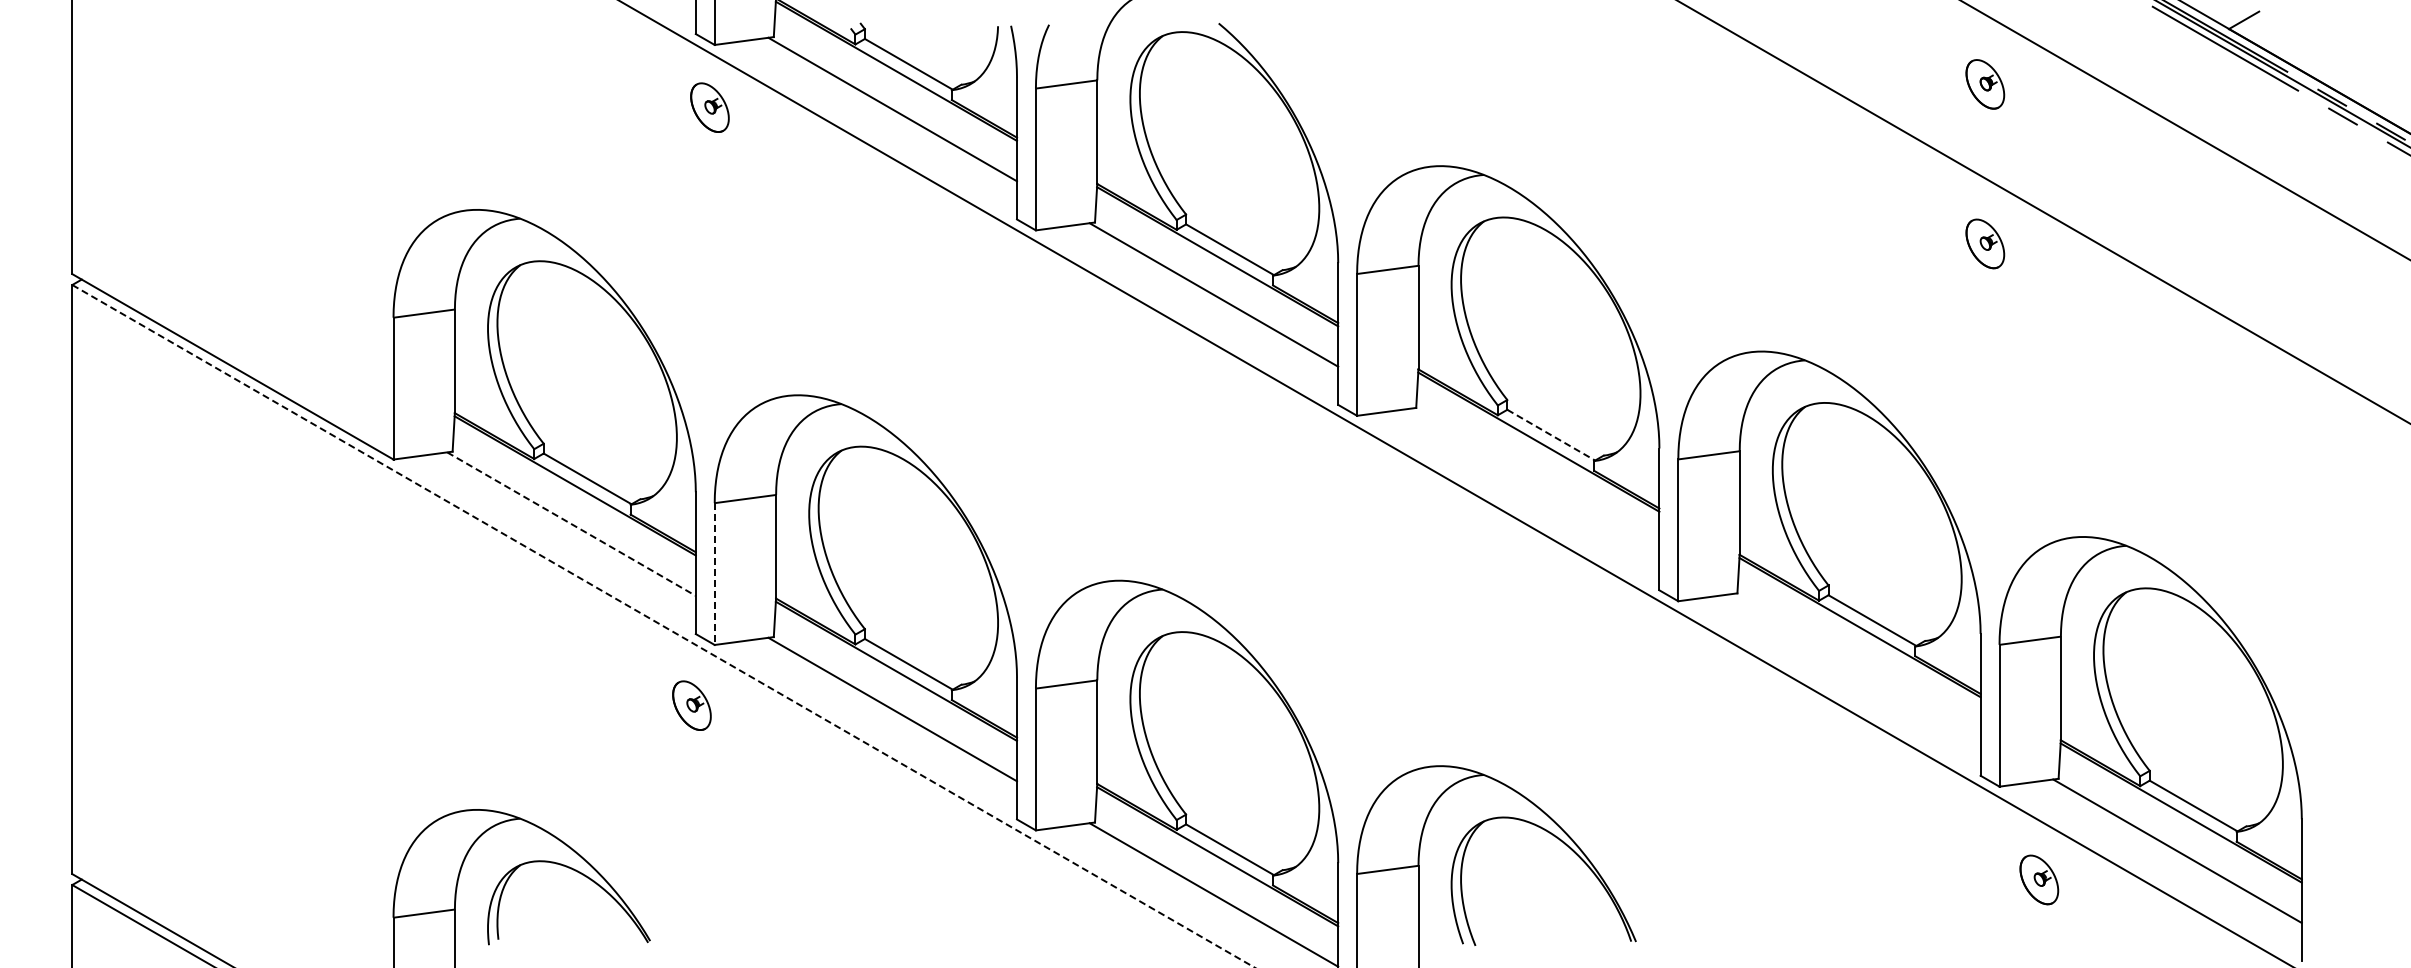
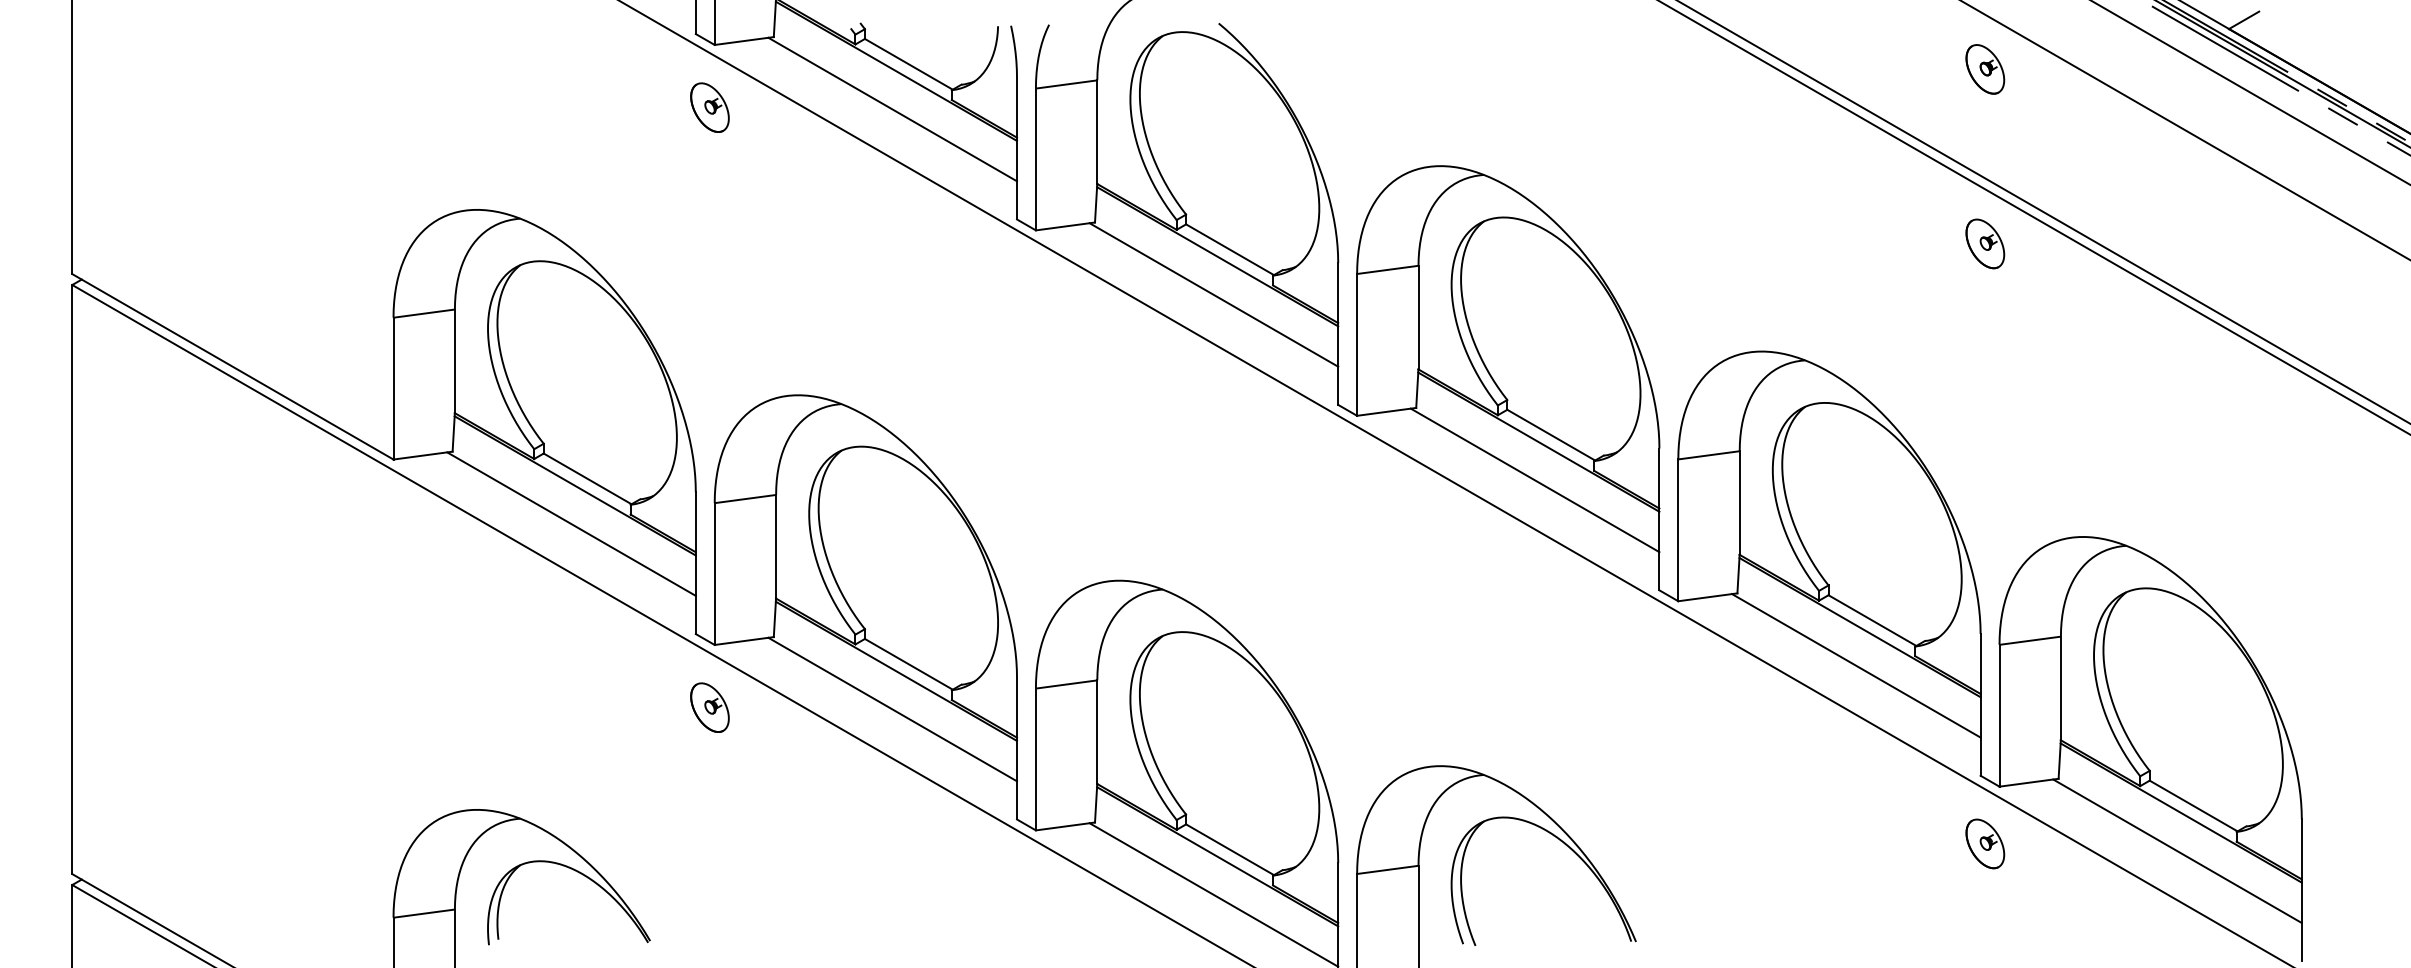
part position: (1985, 84) -> (1985, 69) (1985, 69)
line: none -> present (2250, 92)
line: none -> present (2033, 217)
line: dashed -> solid (1551, 435)
line: none -> present (1534, 480)
line: dashed -> solid (571, 524)
line: dashed -> solid (714, 574)
line: dashed -> solid (663, 626)
line: none -> present (1856, 665)
part position: (691, 705) -> (709, 707) (709, 707)
part position: (2039, 879) -> (1985, 843) (1985, 843)
